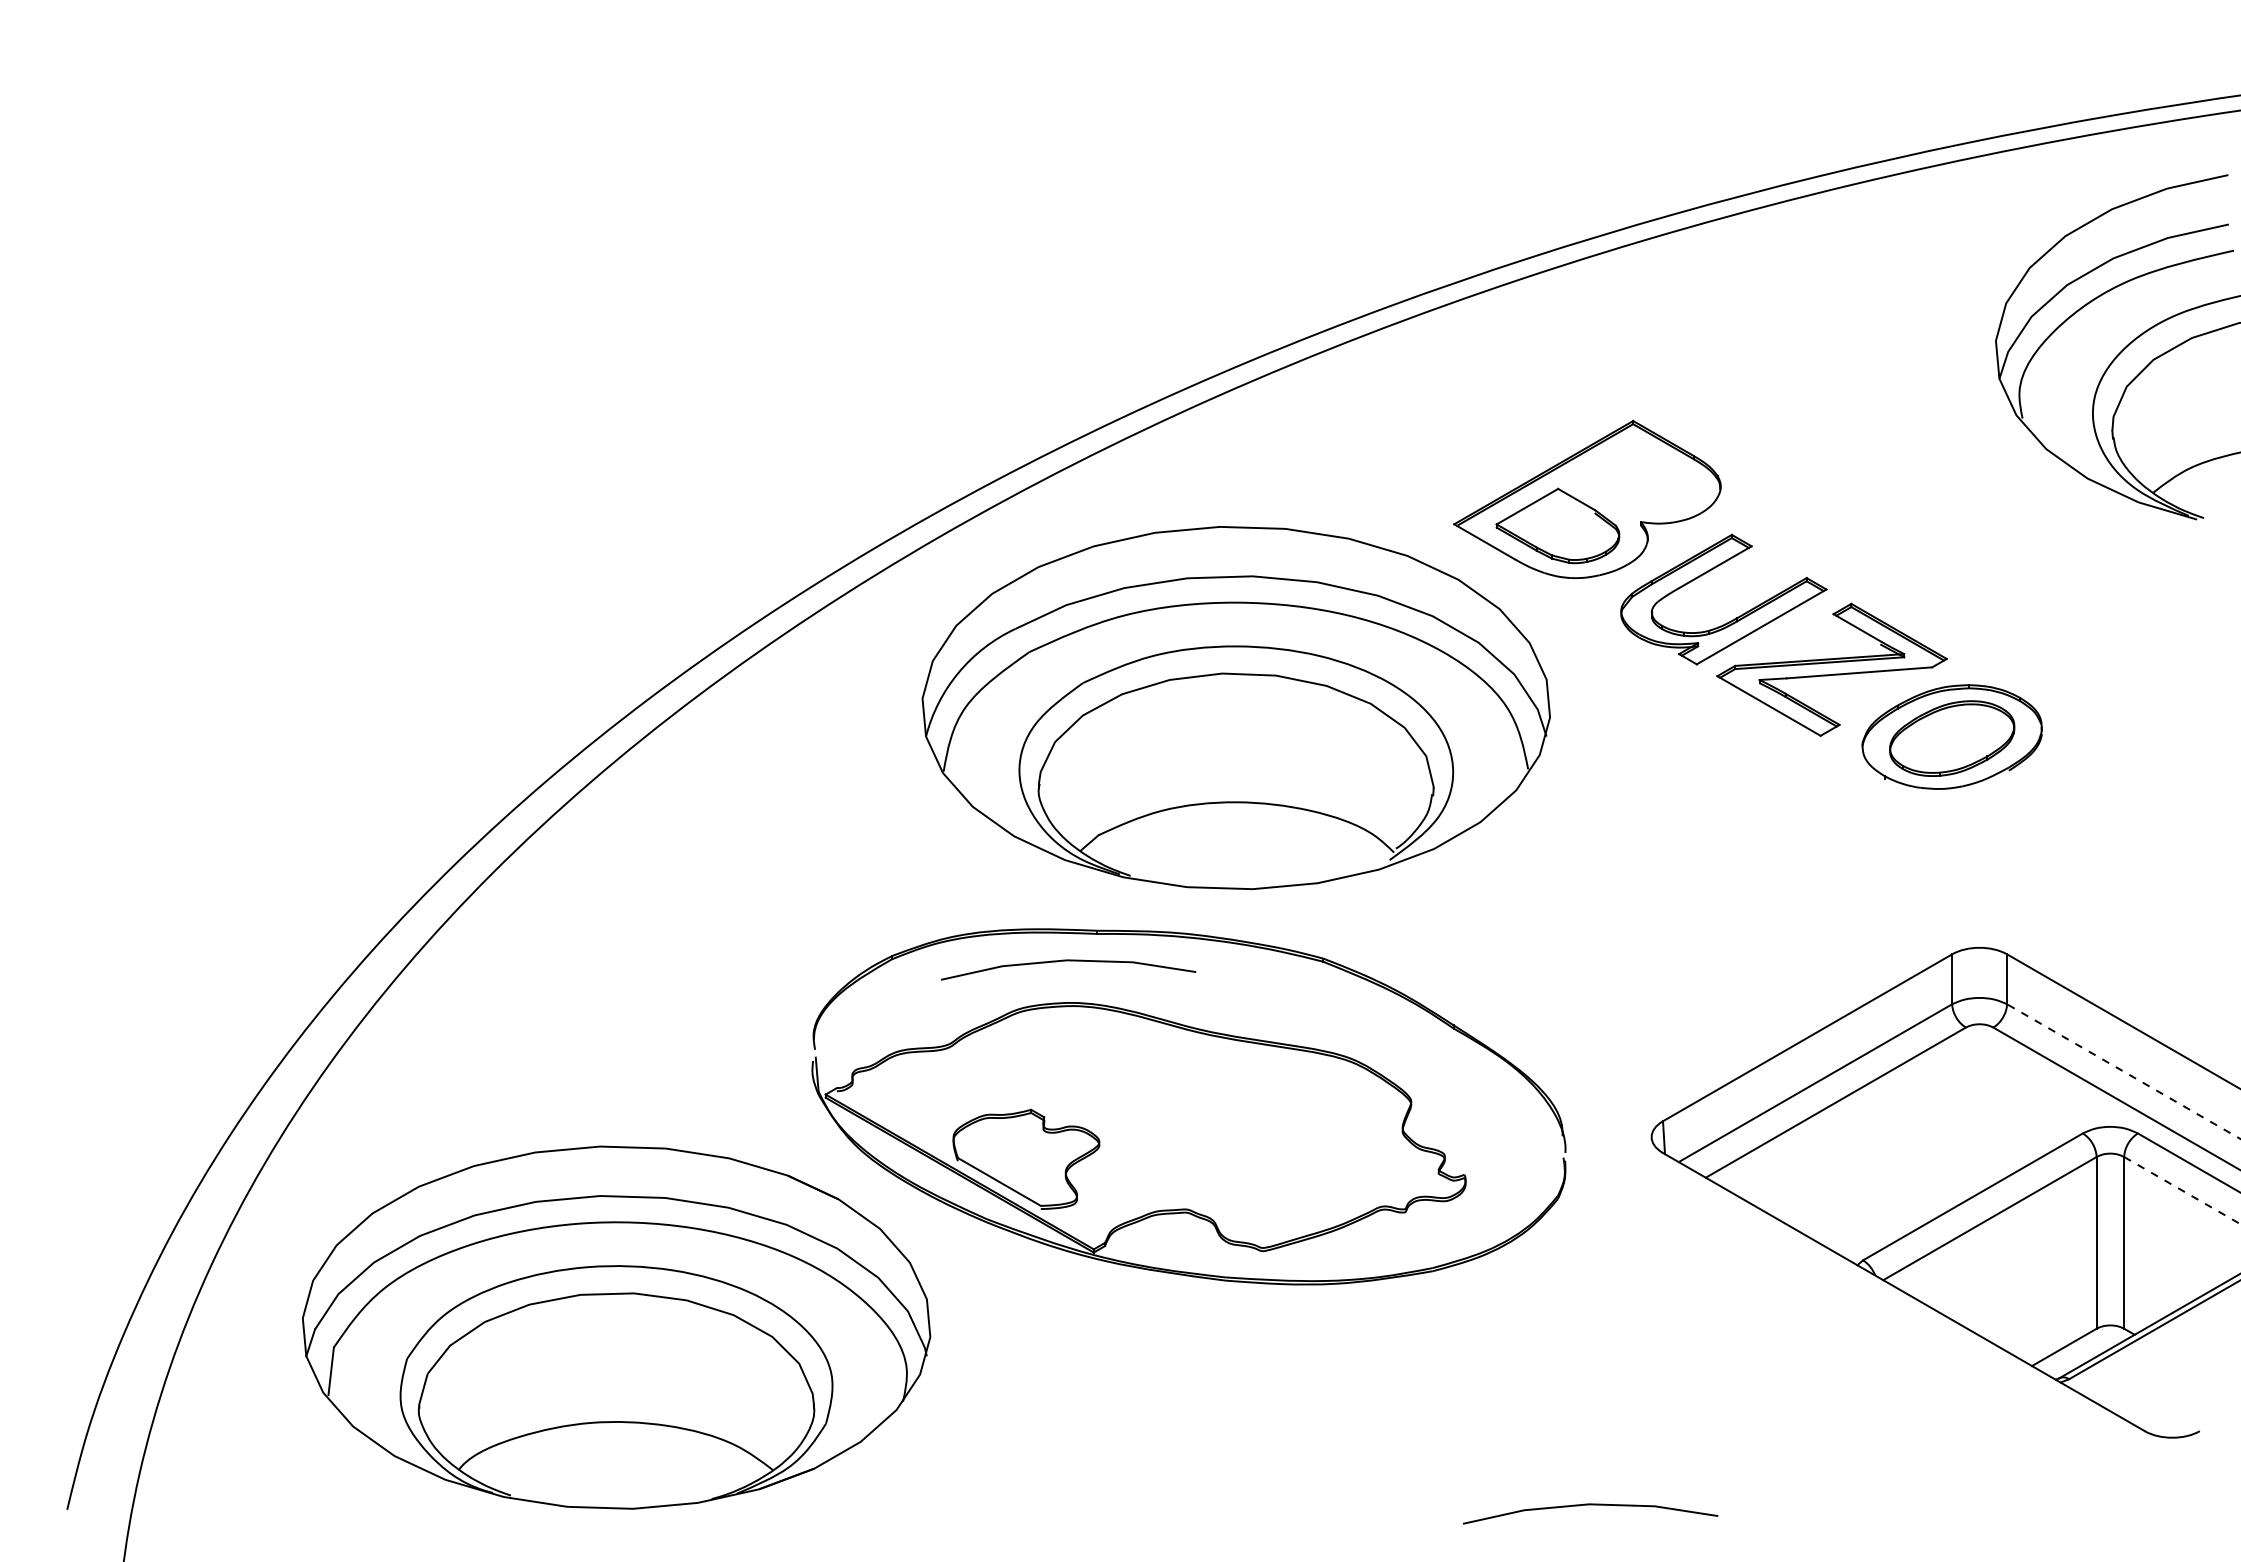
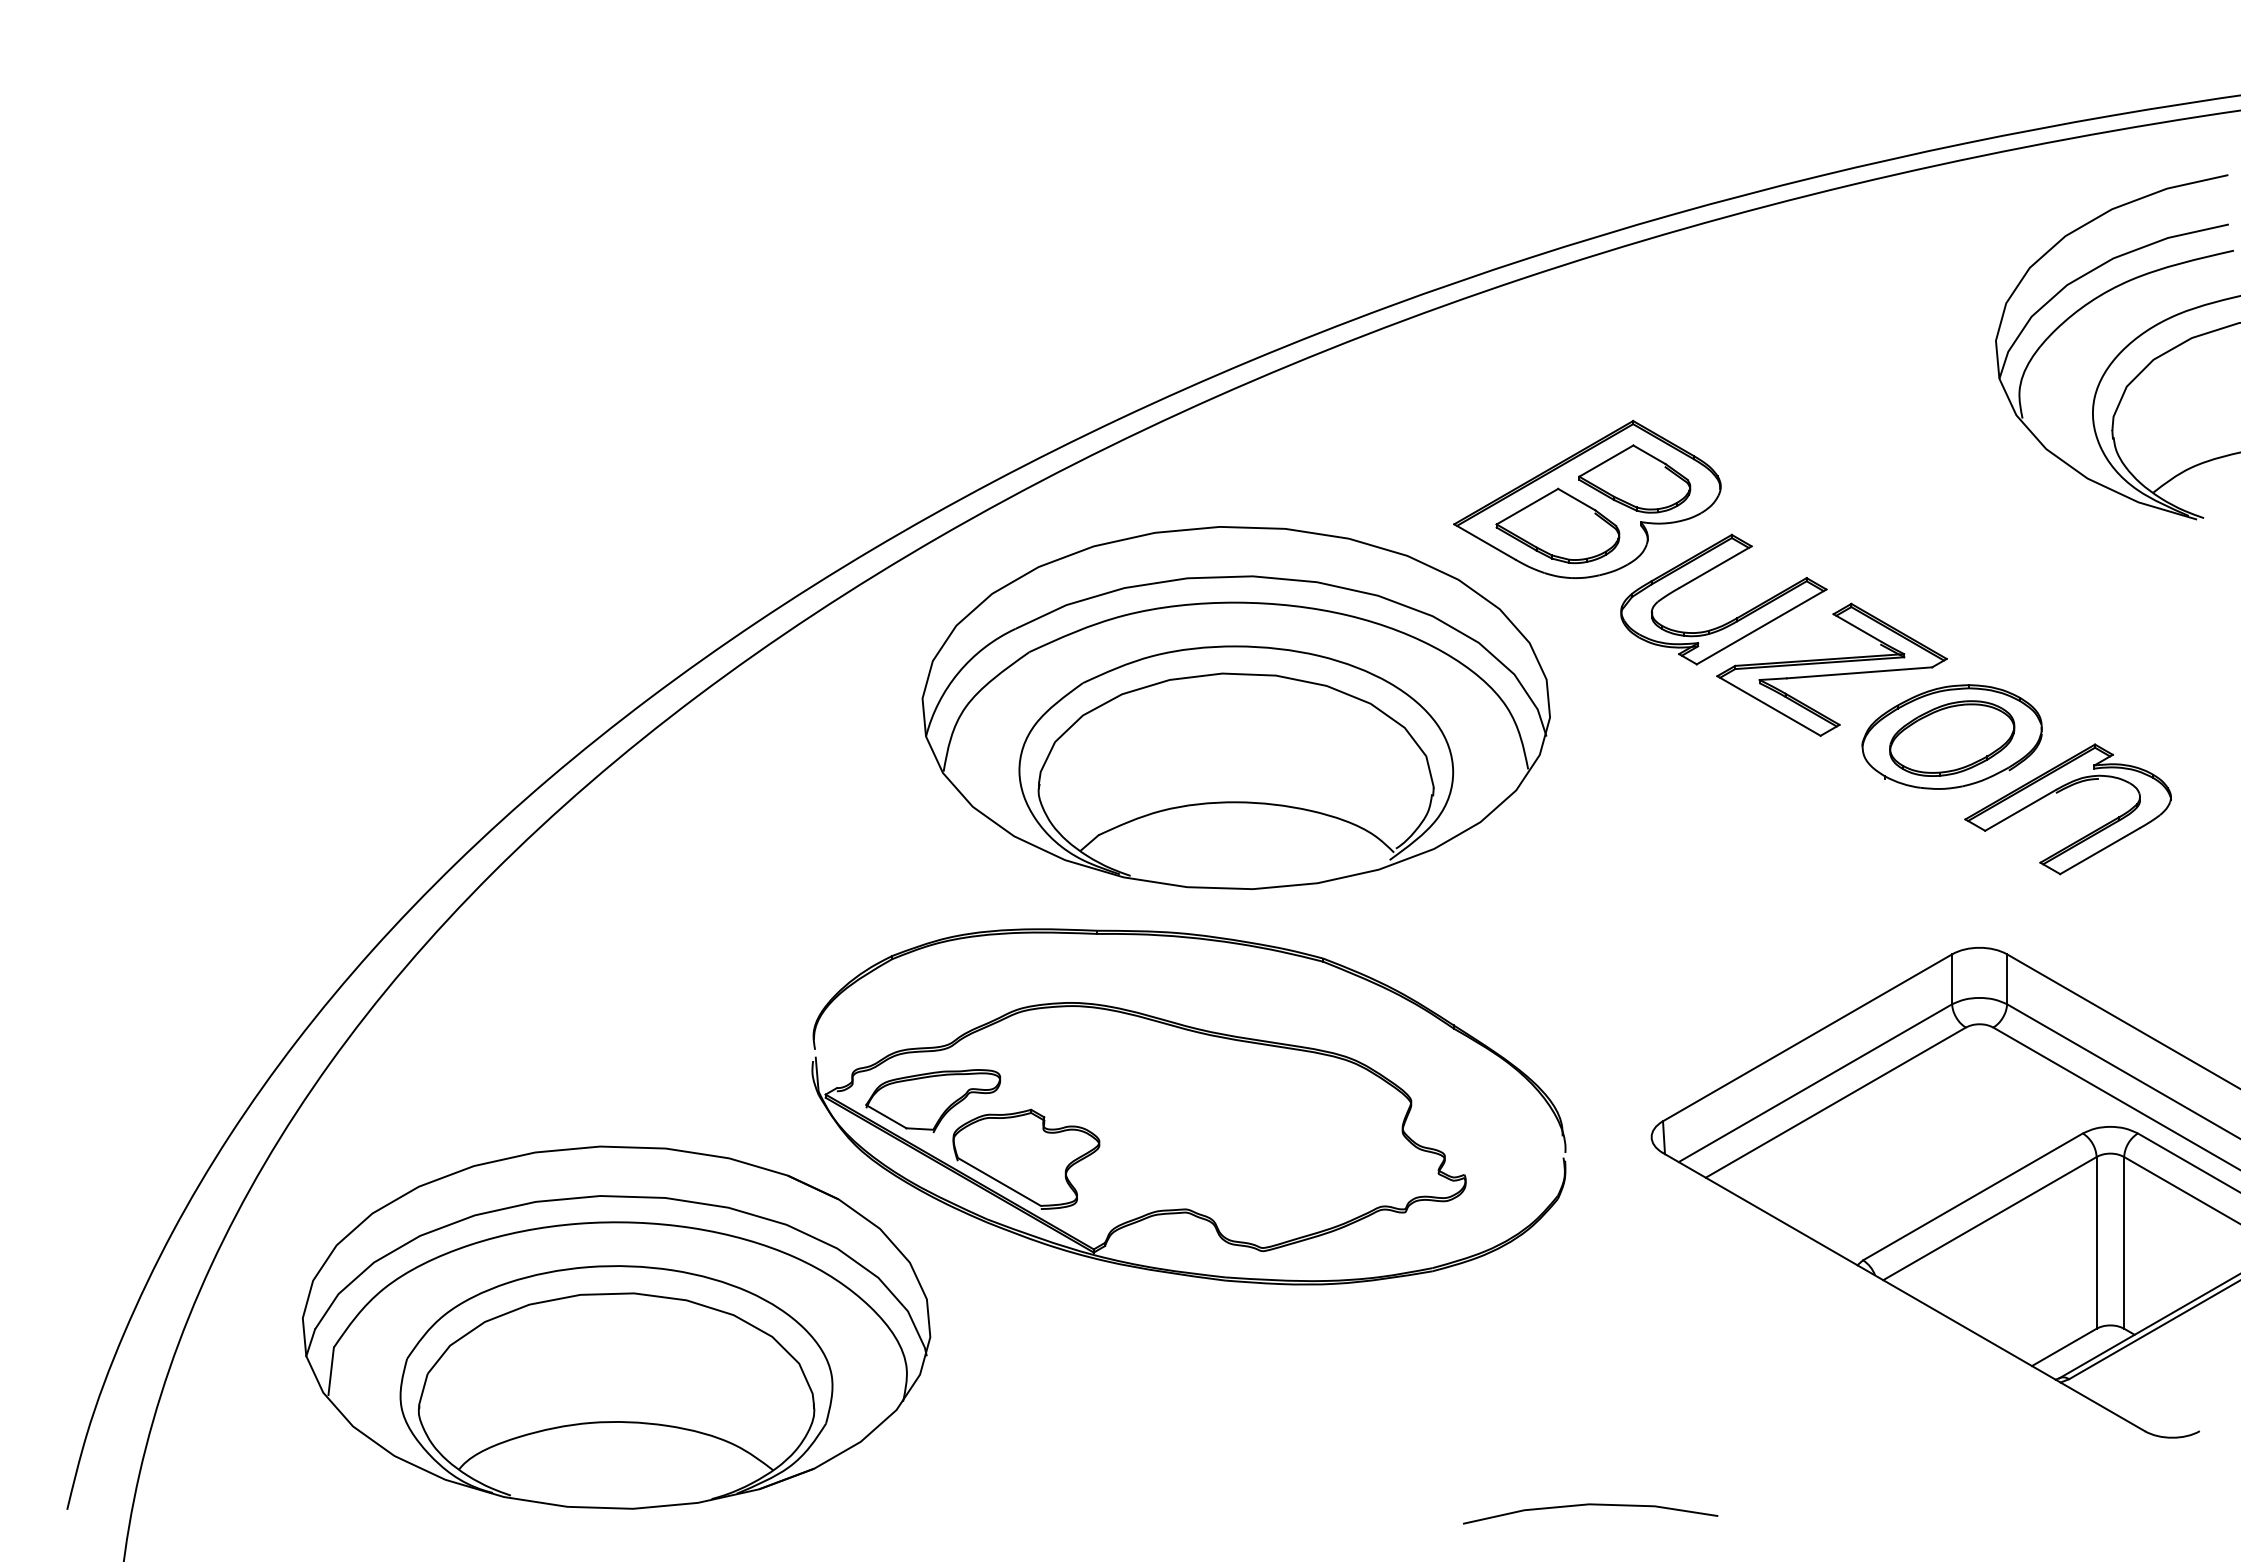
part: none -> present (1634, 478)
part: none -> present (2059, 792)
line: present -> none (1068, 961)
line: dashed -> solid (2123, 1071)
part: none -> present (933, 1100)
line: dashed -> solid (2182, 1190)
